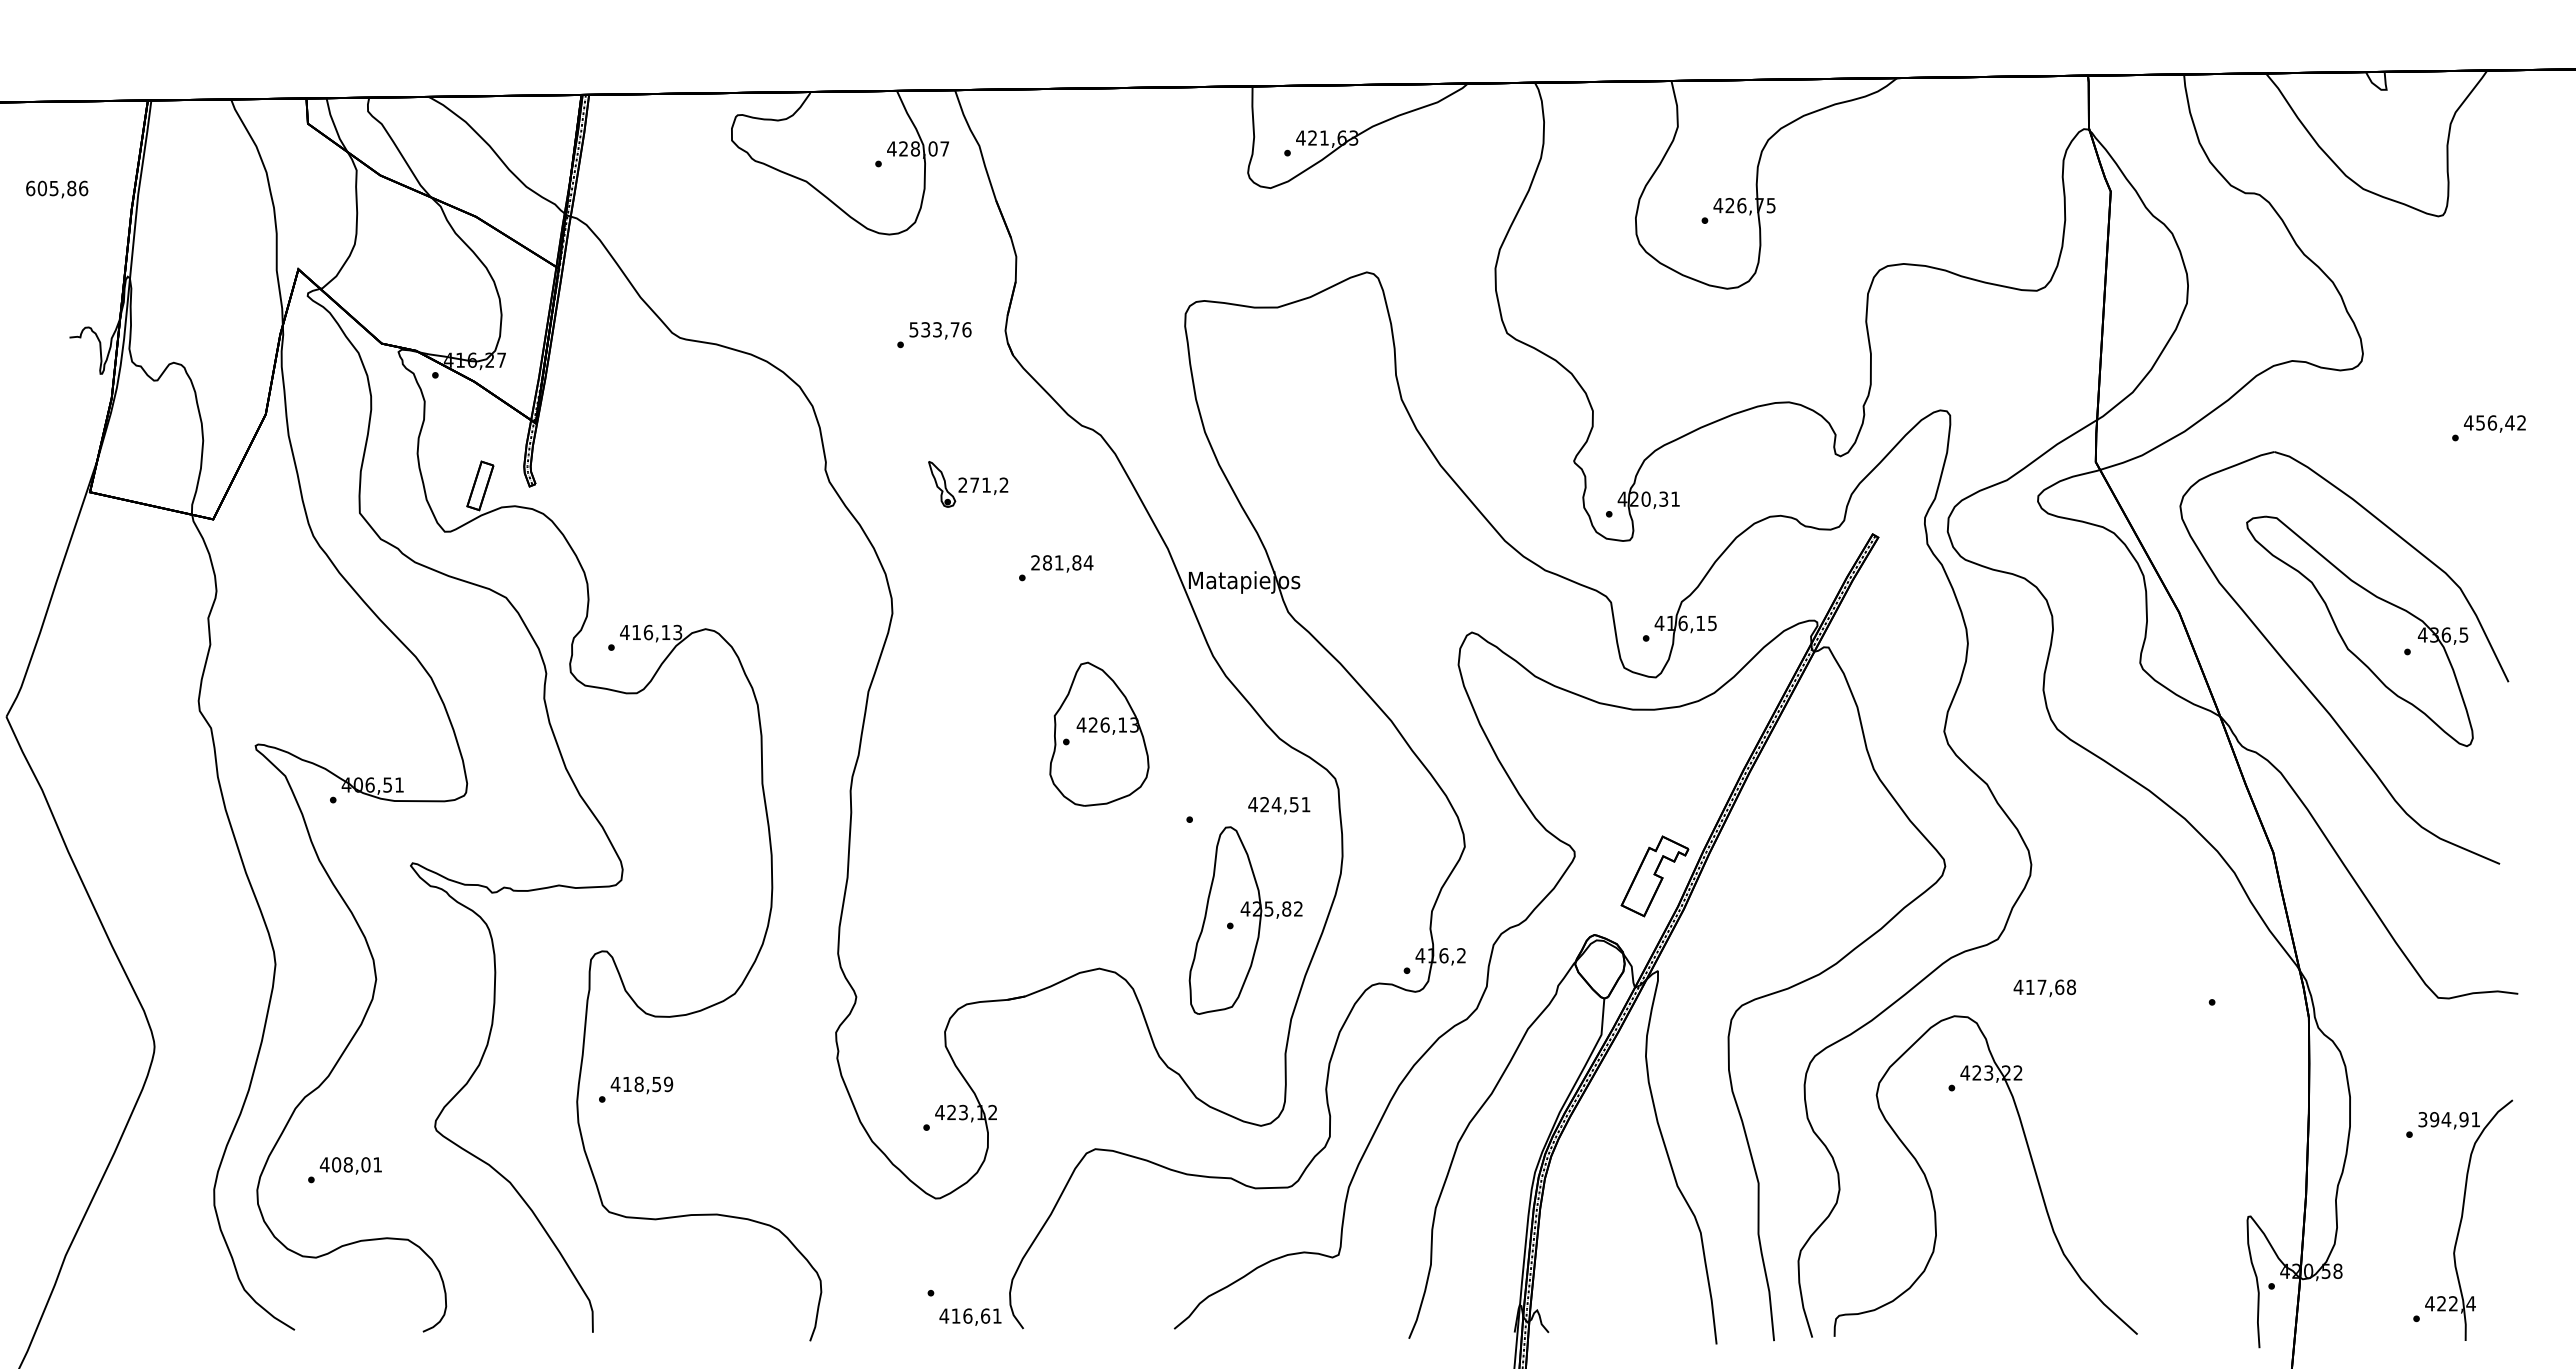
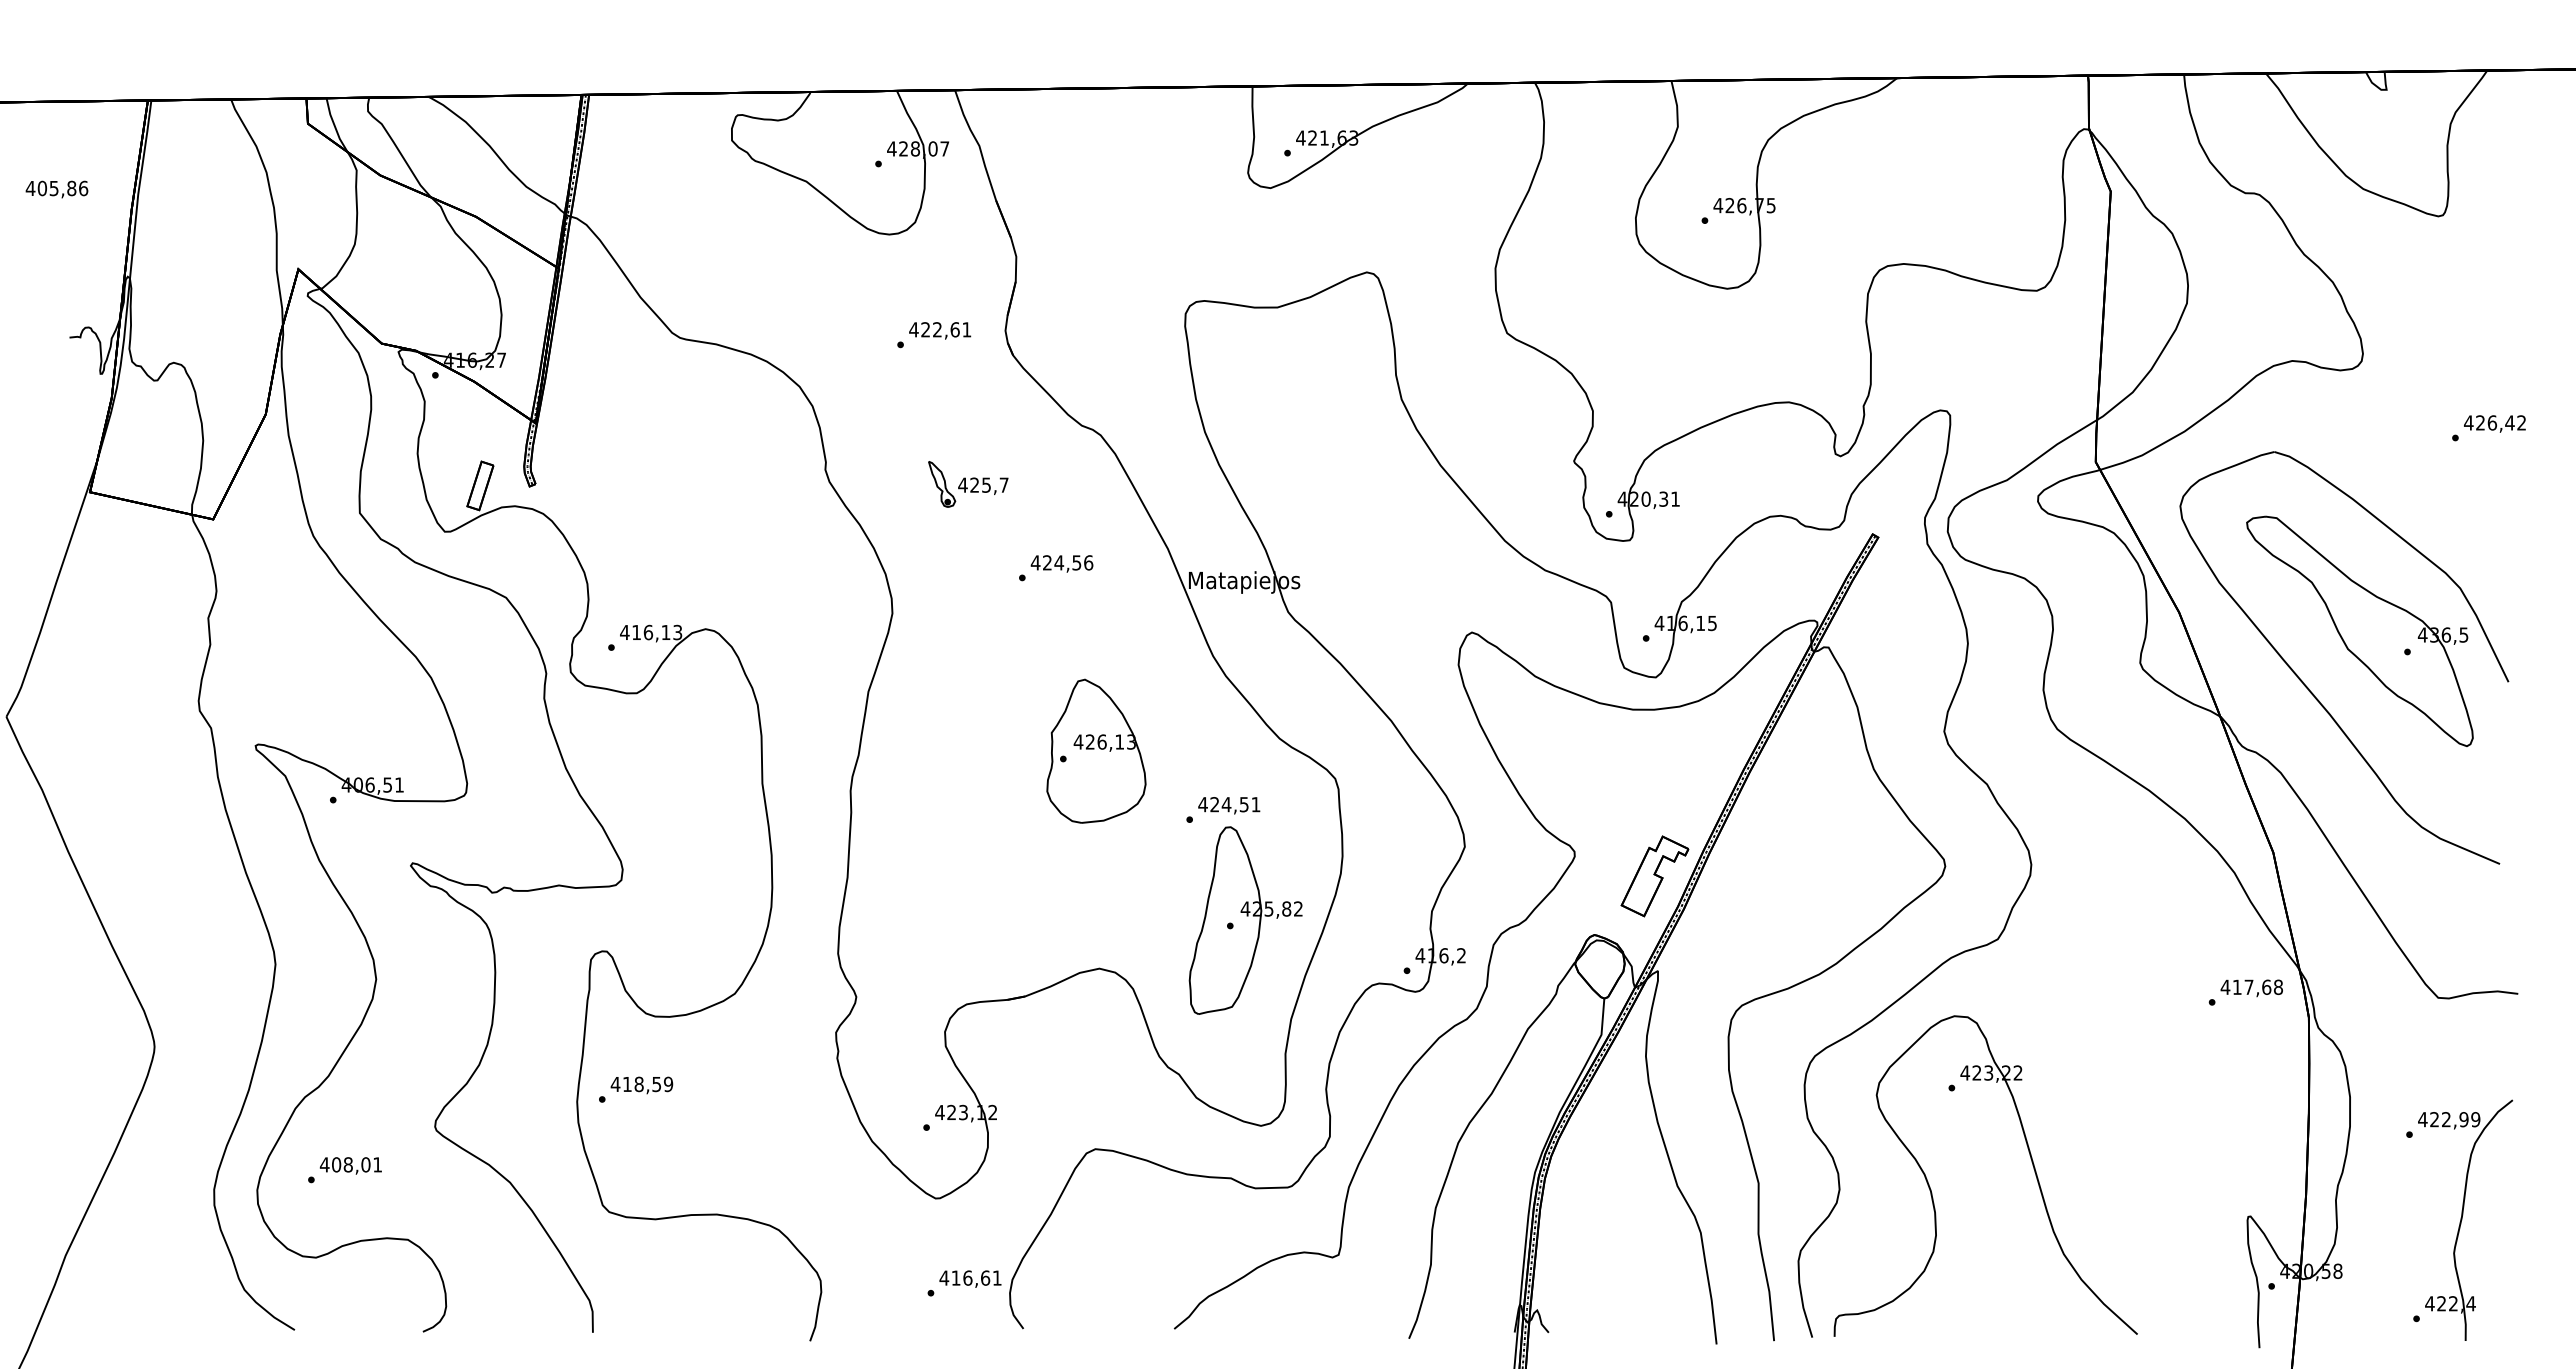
text: 605,86 -> 405,86 (30, 188)
text: 533,76 -> 422,61 (940, 329)
text: 456,42 -> 426,42 (2480, 422)
text: 271,2 -> 425,7 (983, 484)
text: 281,84 -> 424,56 (1061, 562)
part position: (1099, 733) -> (1096, 750) (1096, 750)
text position: (1279, 805) -> (1229, 805) (1229, 805)
text position: (2044, 988) -> (2251, 988) (2251, 988)
text: 394,91 -> 422,99 (2449, 1119)
text position: (970, 1316) -> (970, 1278) (970, 1278)
